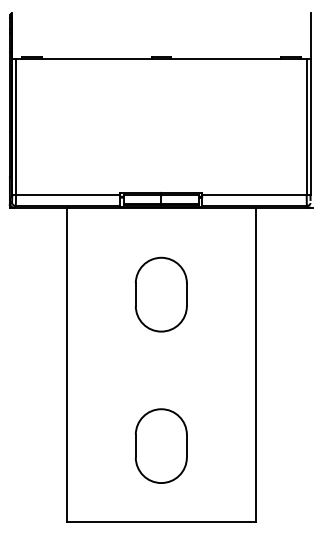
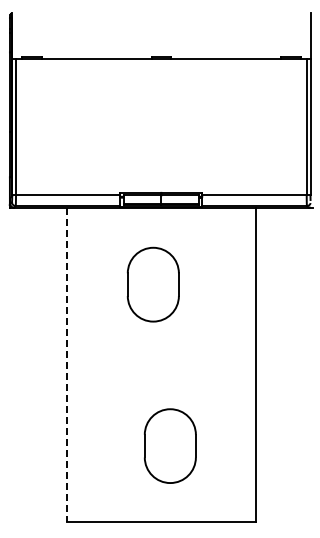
part position: (160, 294) -> (152, 284) (152, 284)
line: solid -> dashed (66, 365)
part position: (161, 445) -> (170, 445) (170, 445)
